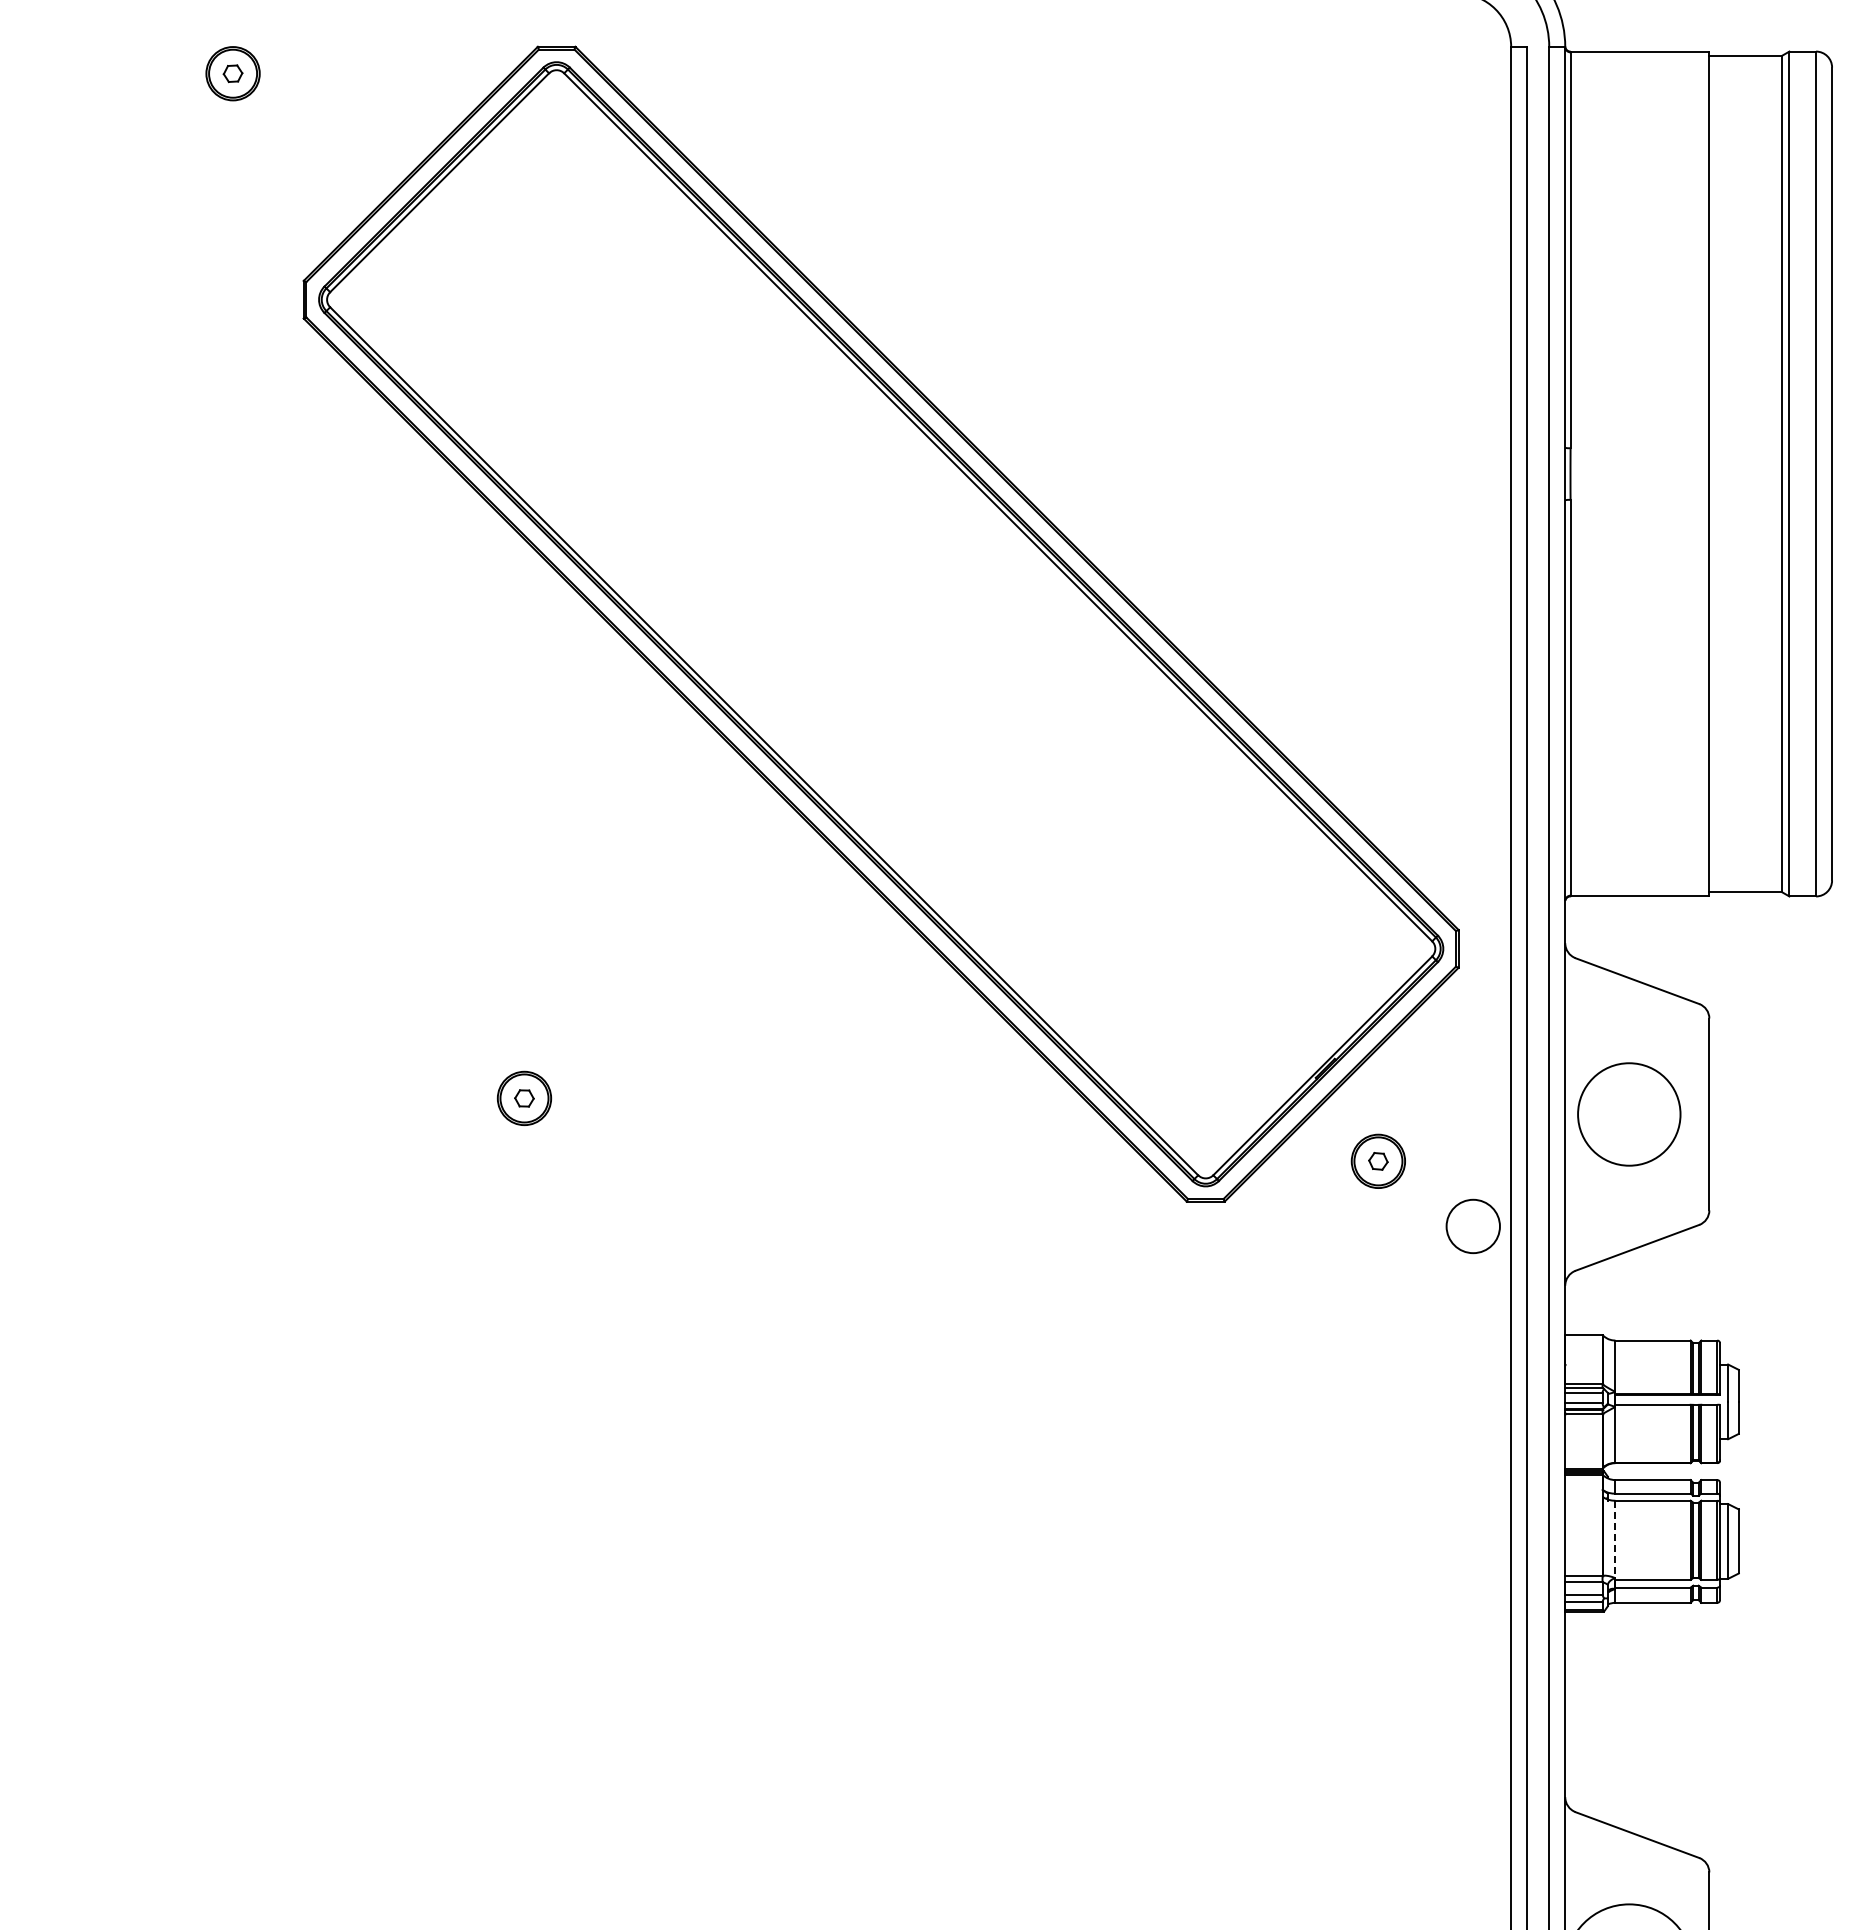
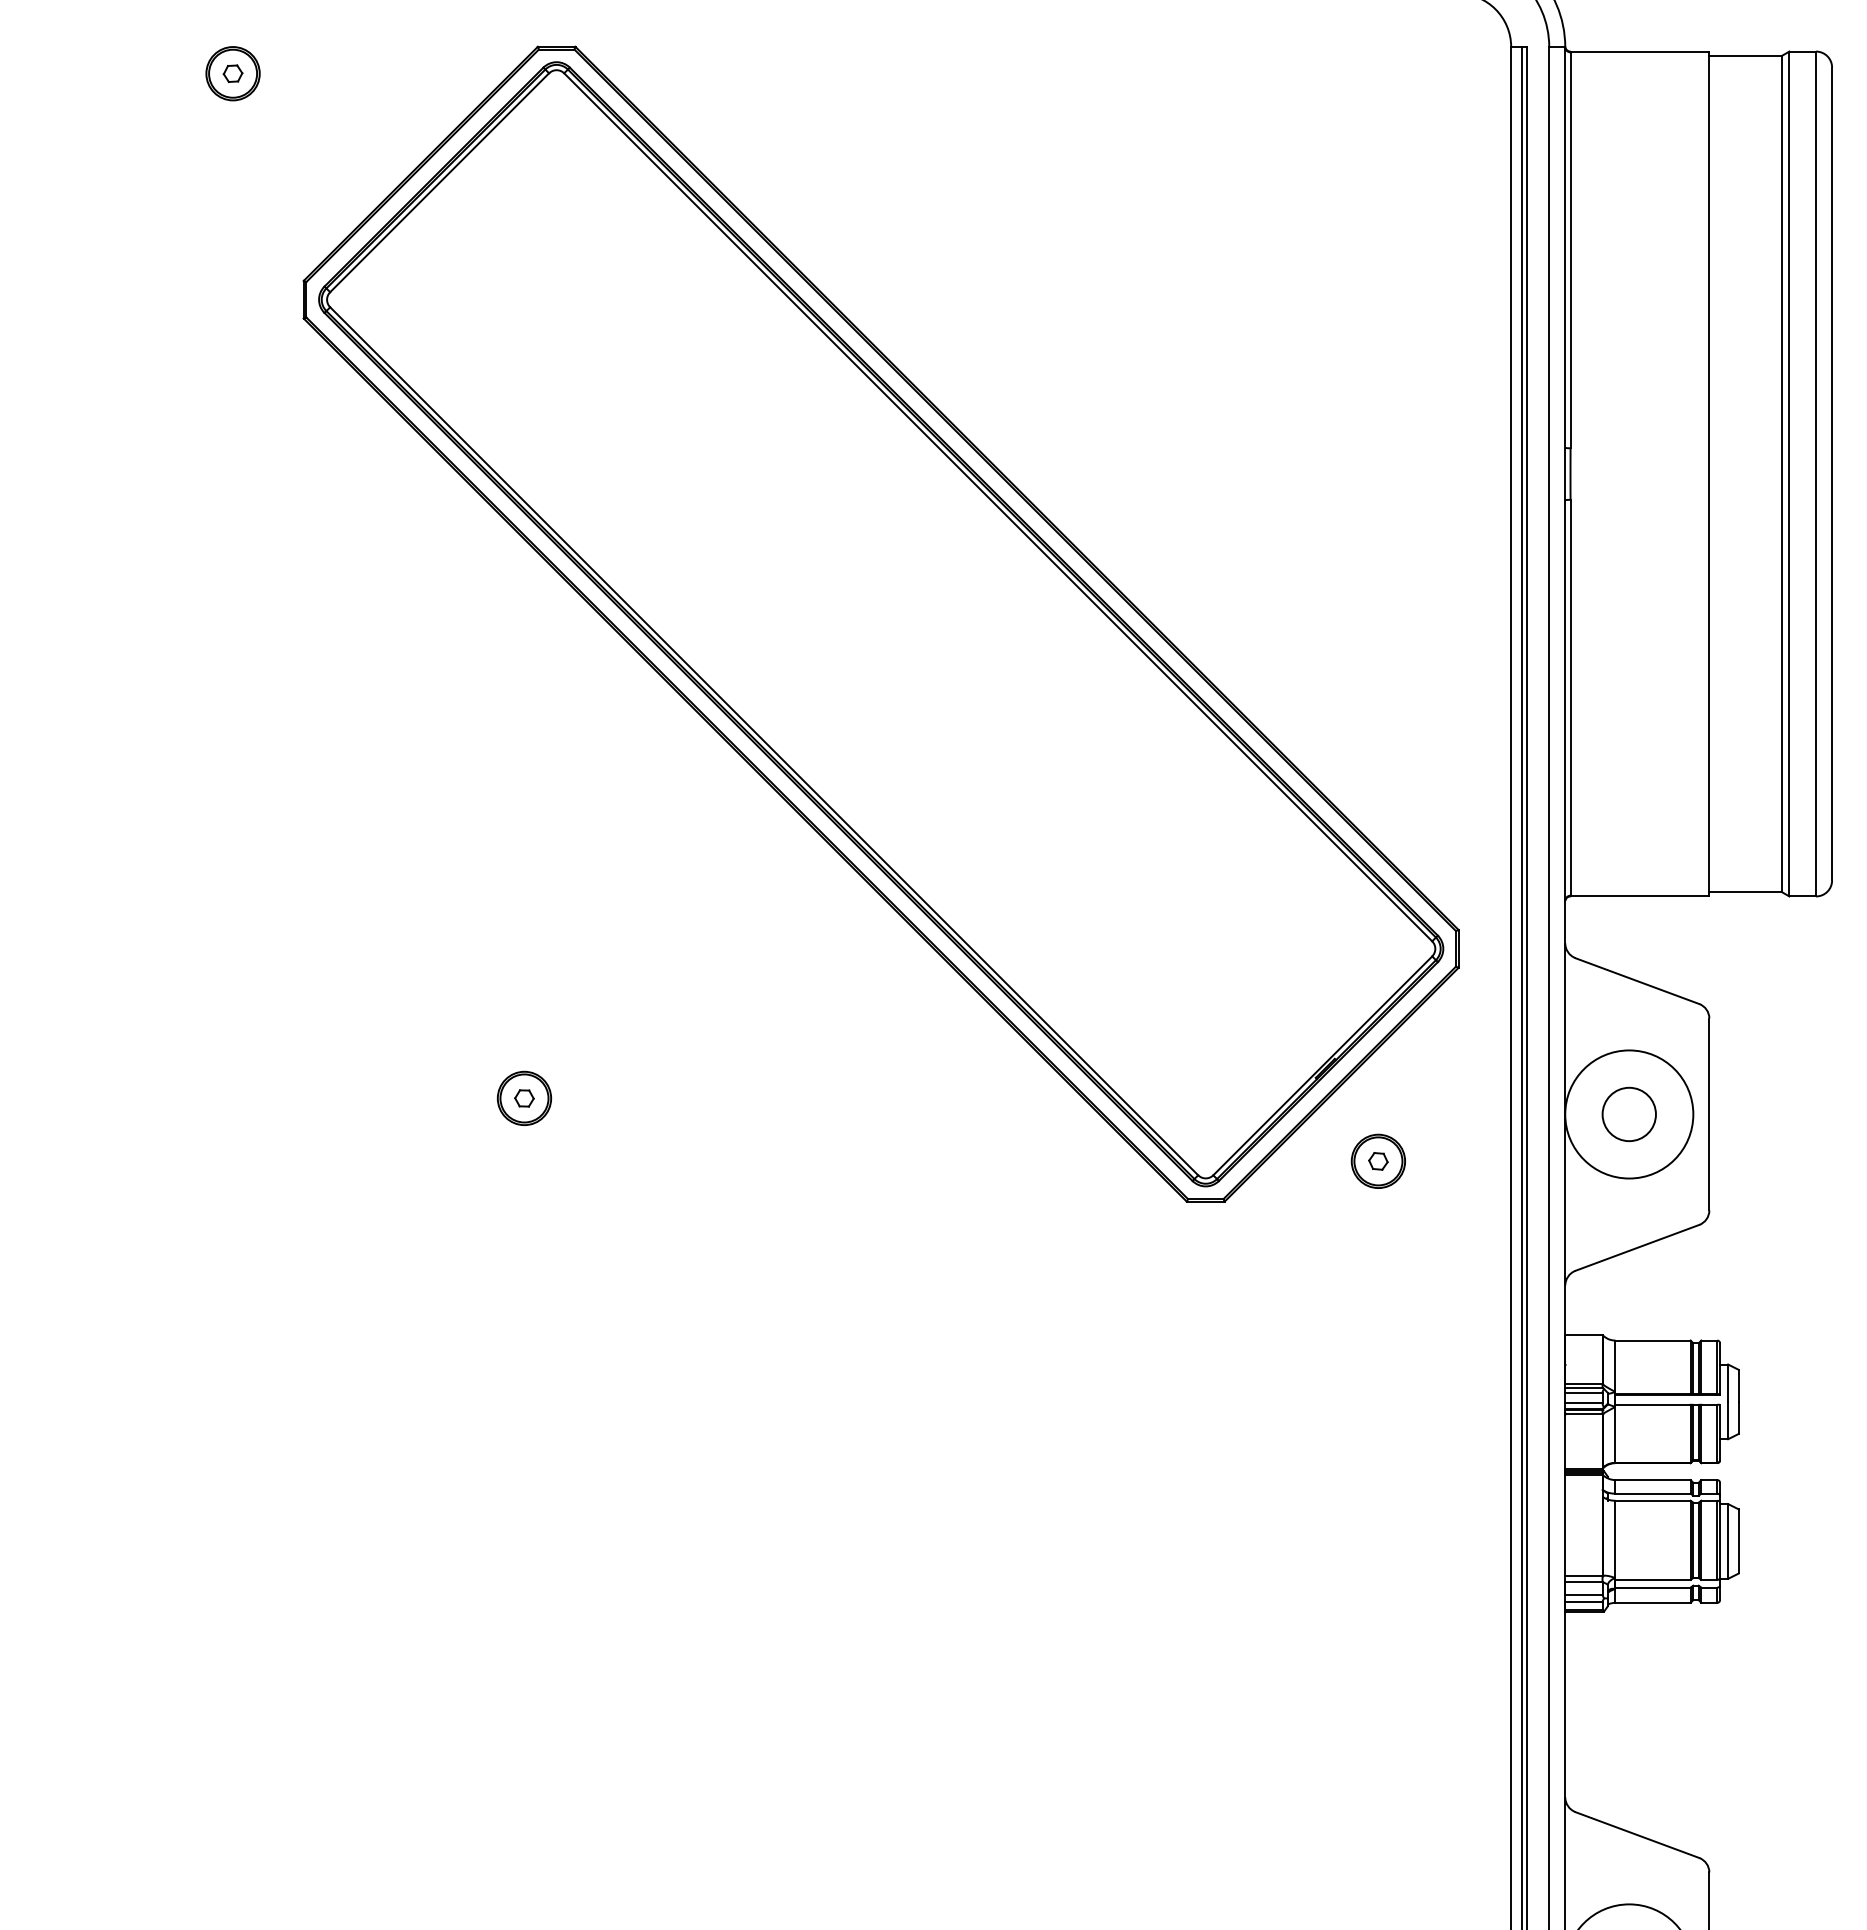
line: none -> present (1521, 986)
circle diameter: 102 px -> 128 px (1629, 1114)
circle position: (1472, 1226) -> (1628, 1114) (1628, 1114)
line: dashed -> solid (1615, 1540)
